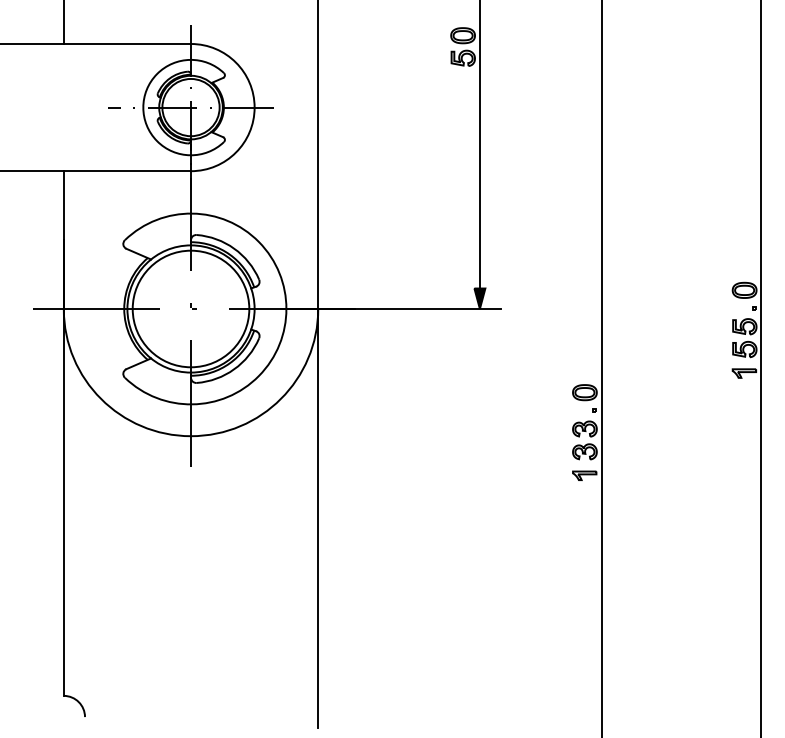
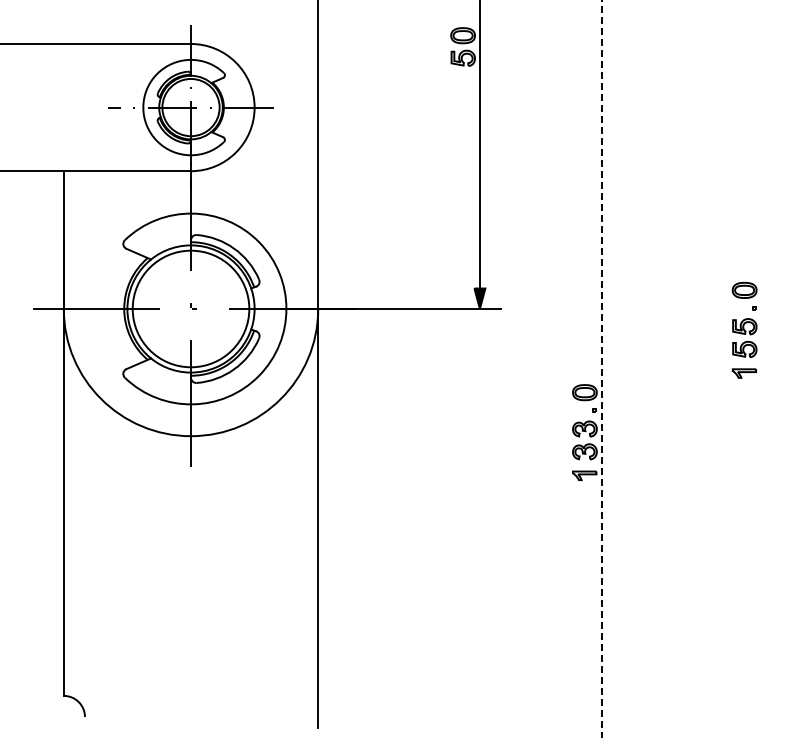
line: present -> none (63, 23)
line: solid -> dashed (601, 368)
line: present -> none (761, 368)
